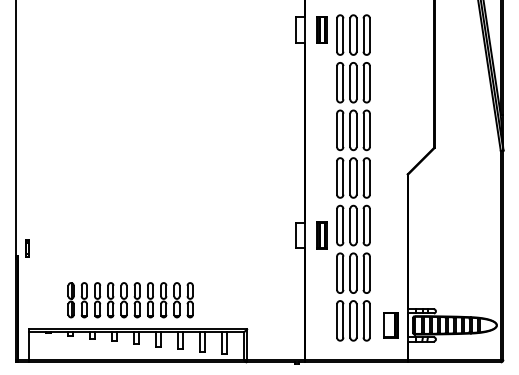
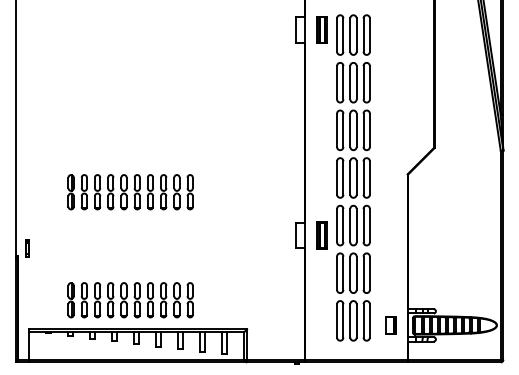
part: none -> present (130, 192)
part size: 16x27 px -> 12x19 px (390, 325)
